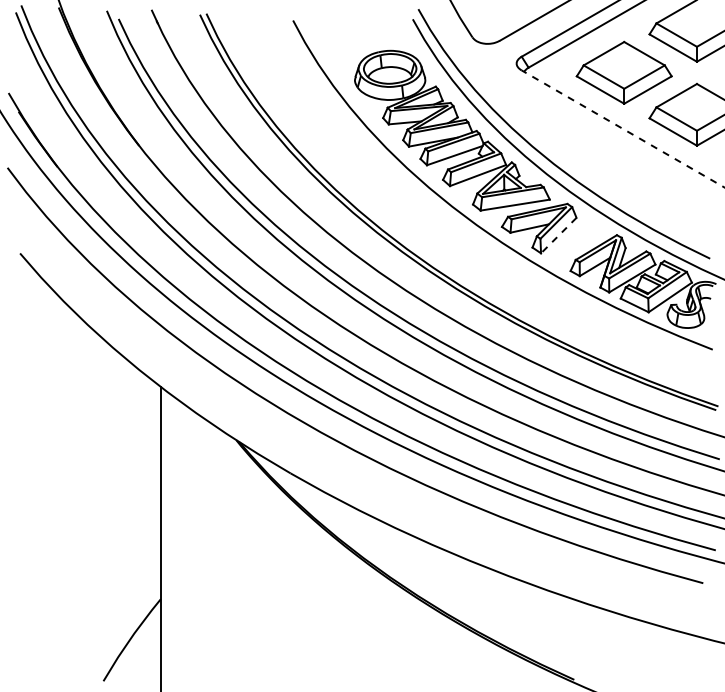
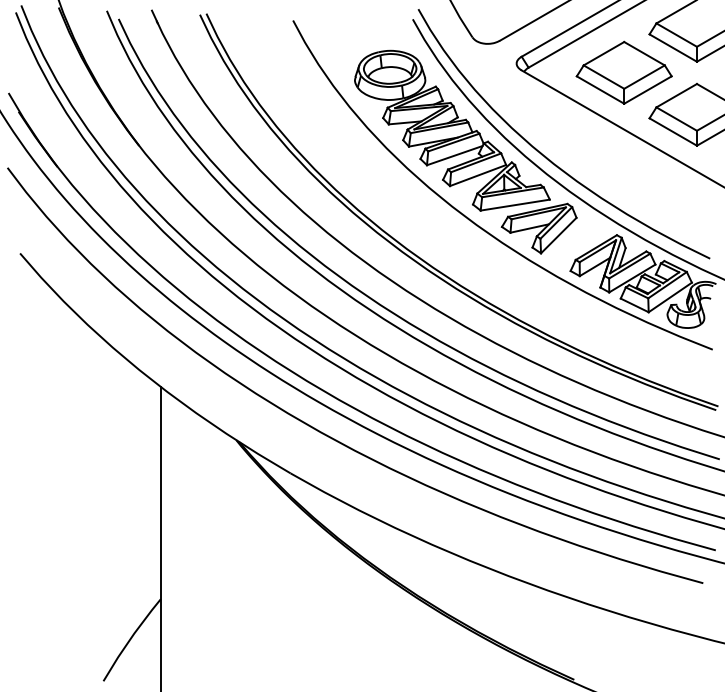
line: dashed -> solid (622, 128)
line: dashed -> solid (558, 235)
